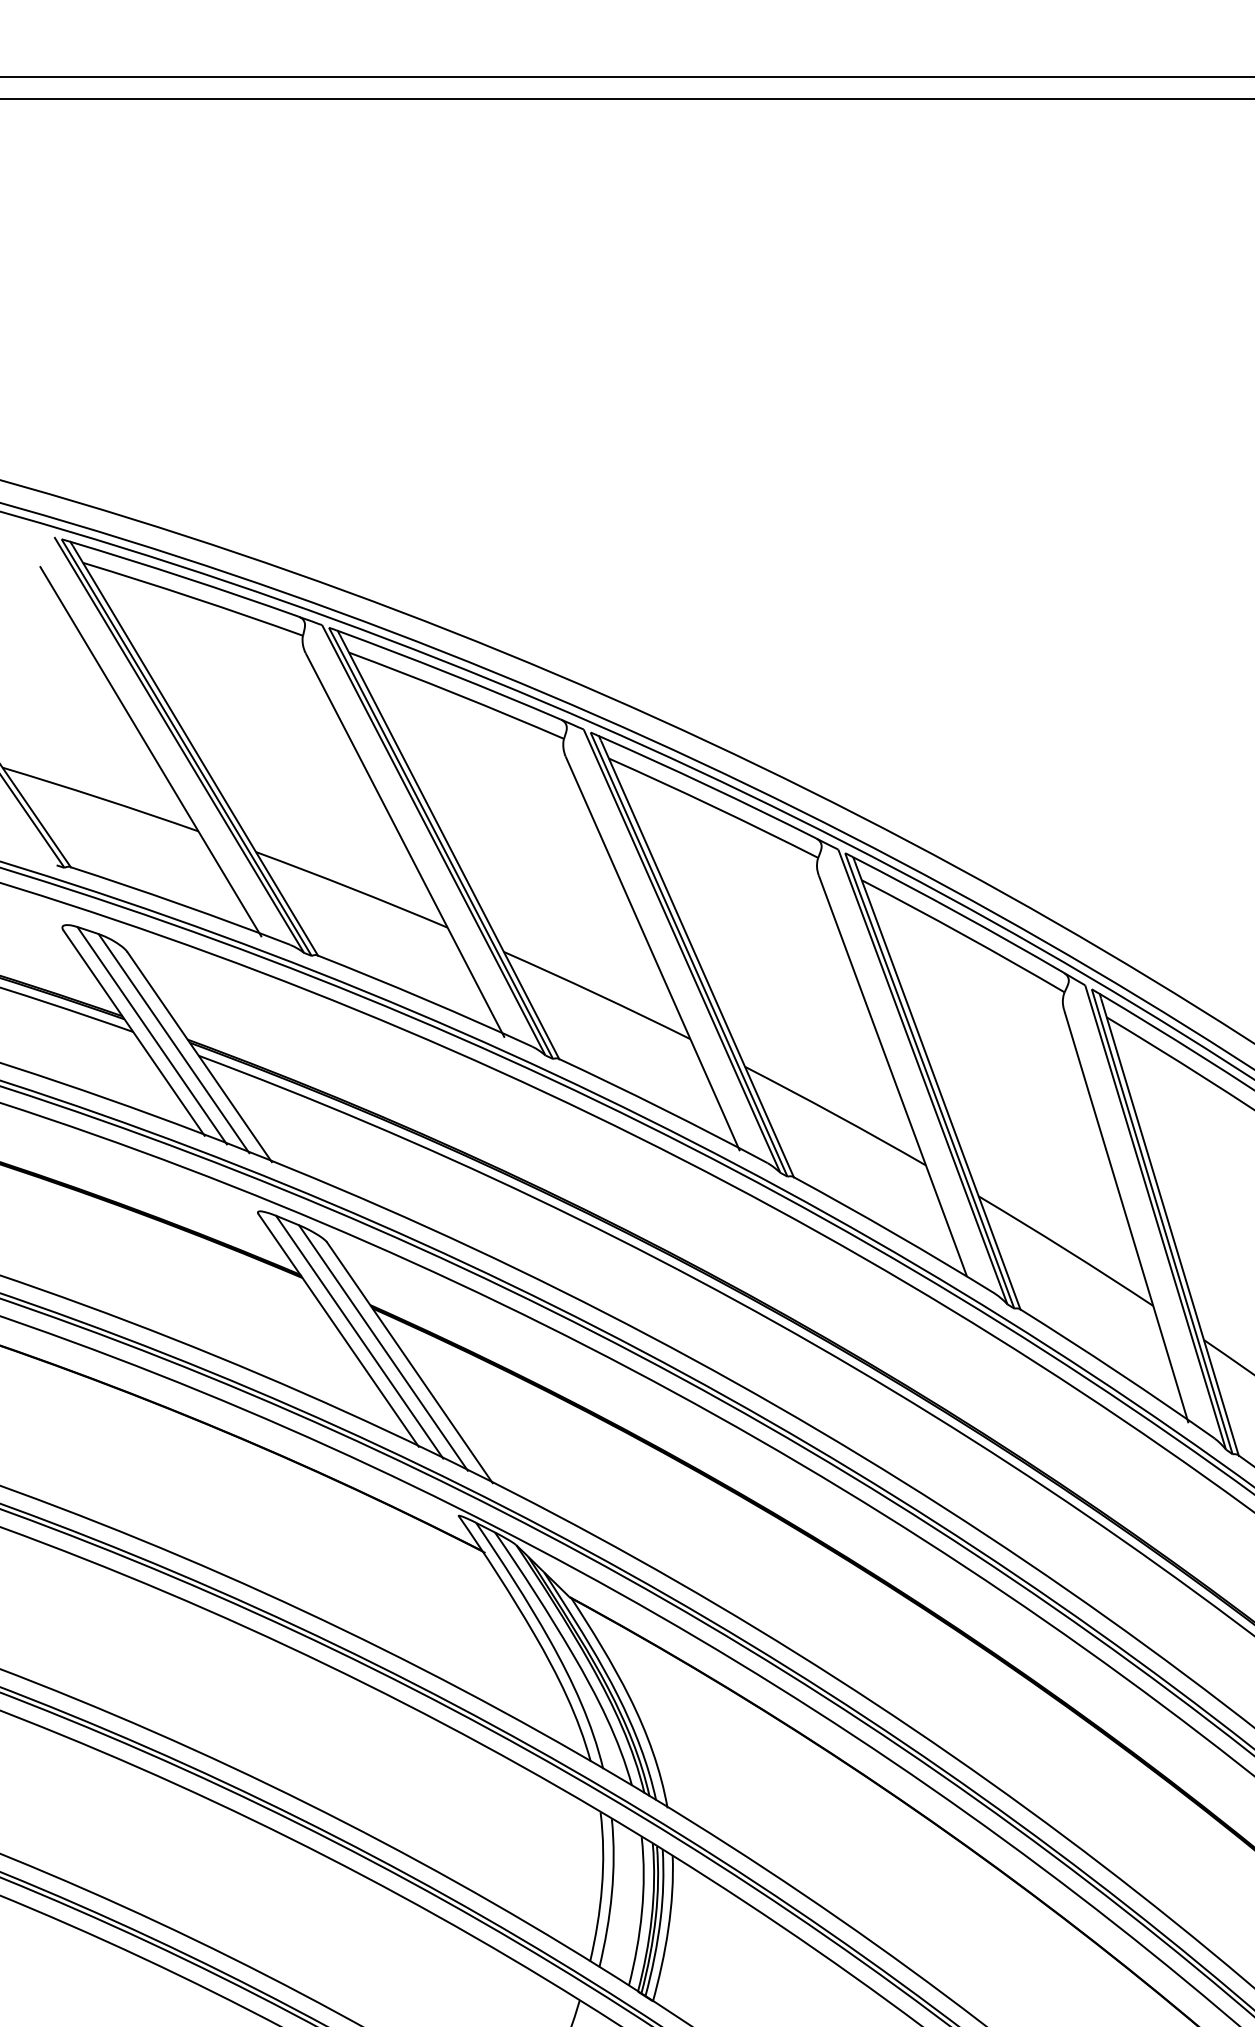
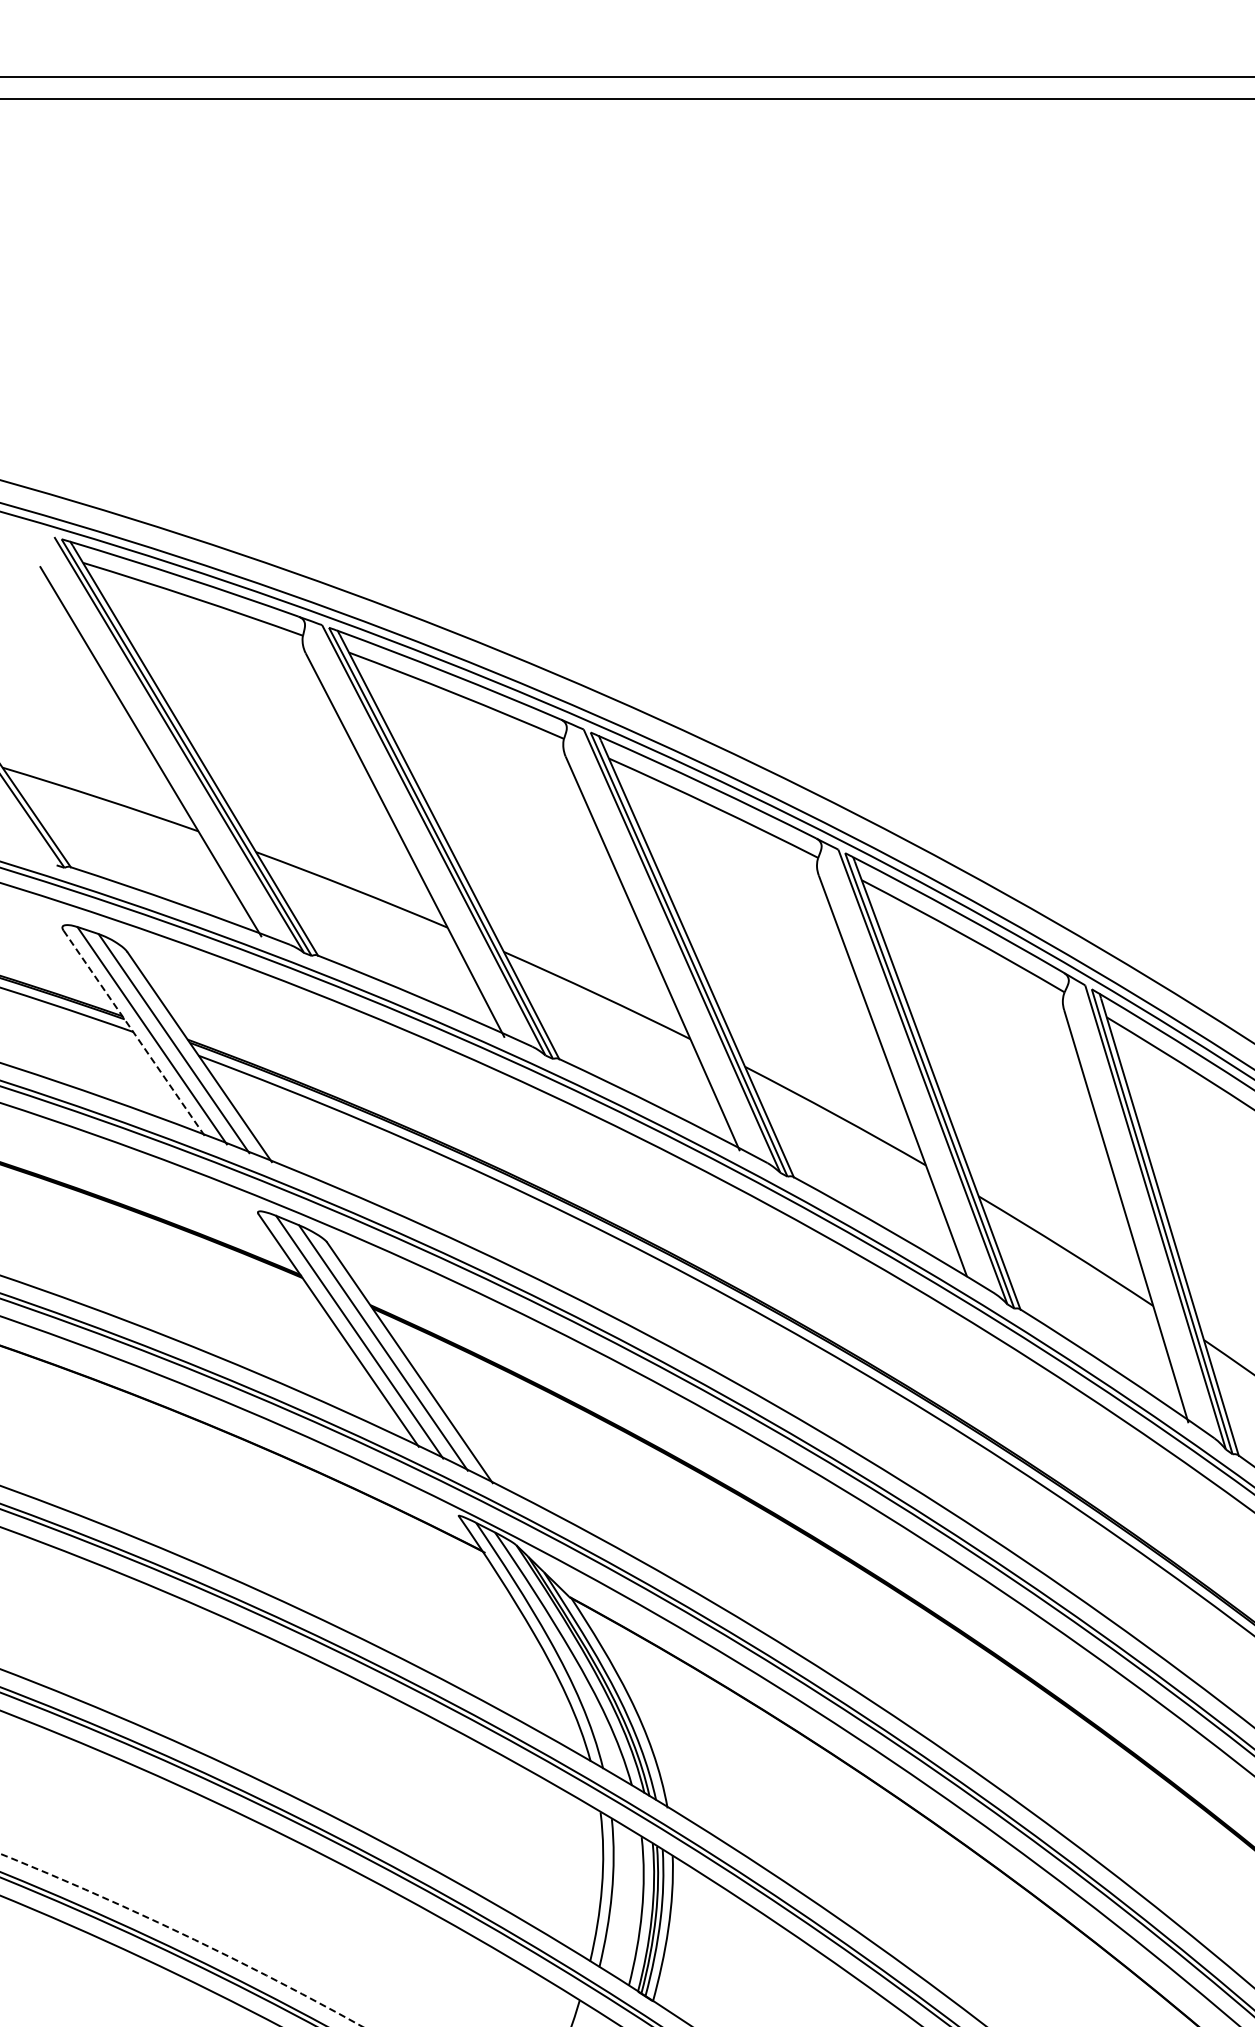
line: solid -> dashed (133, 1032)
circle: solid -> dashed (181, 1940)
